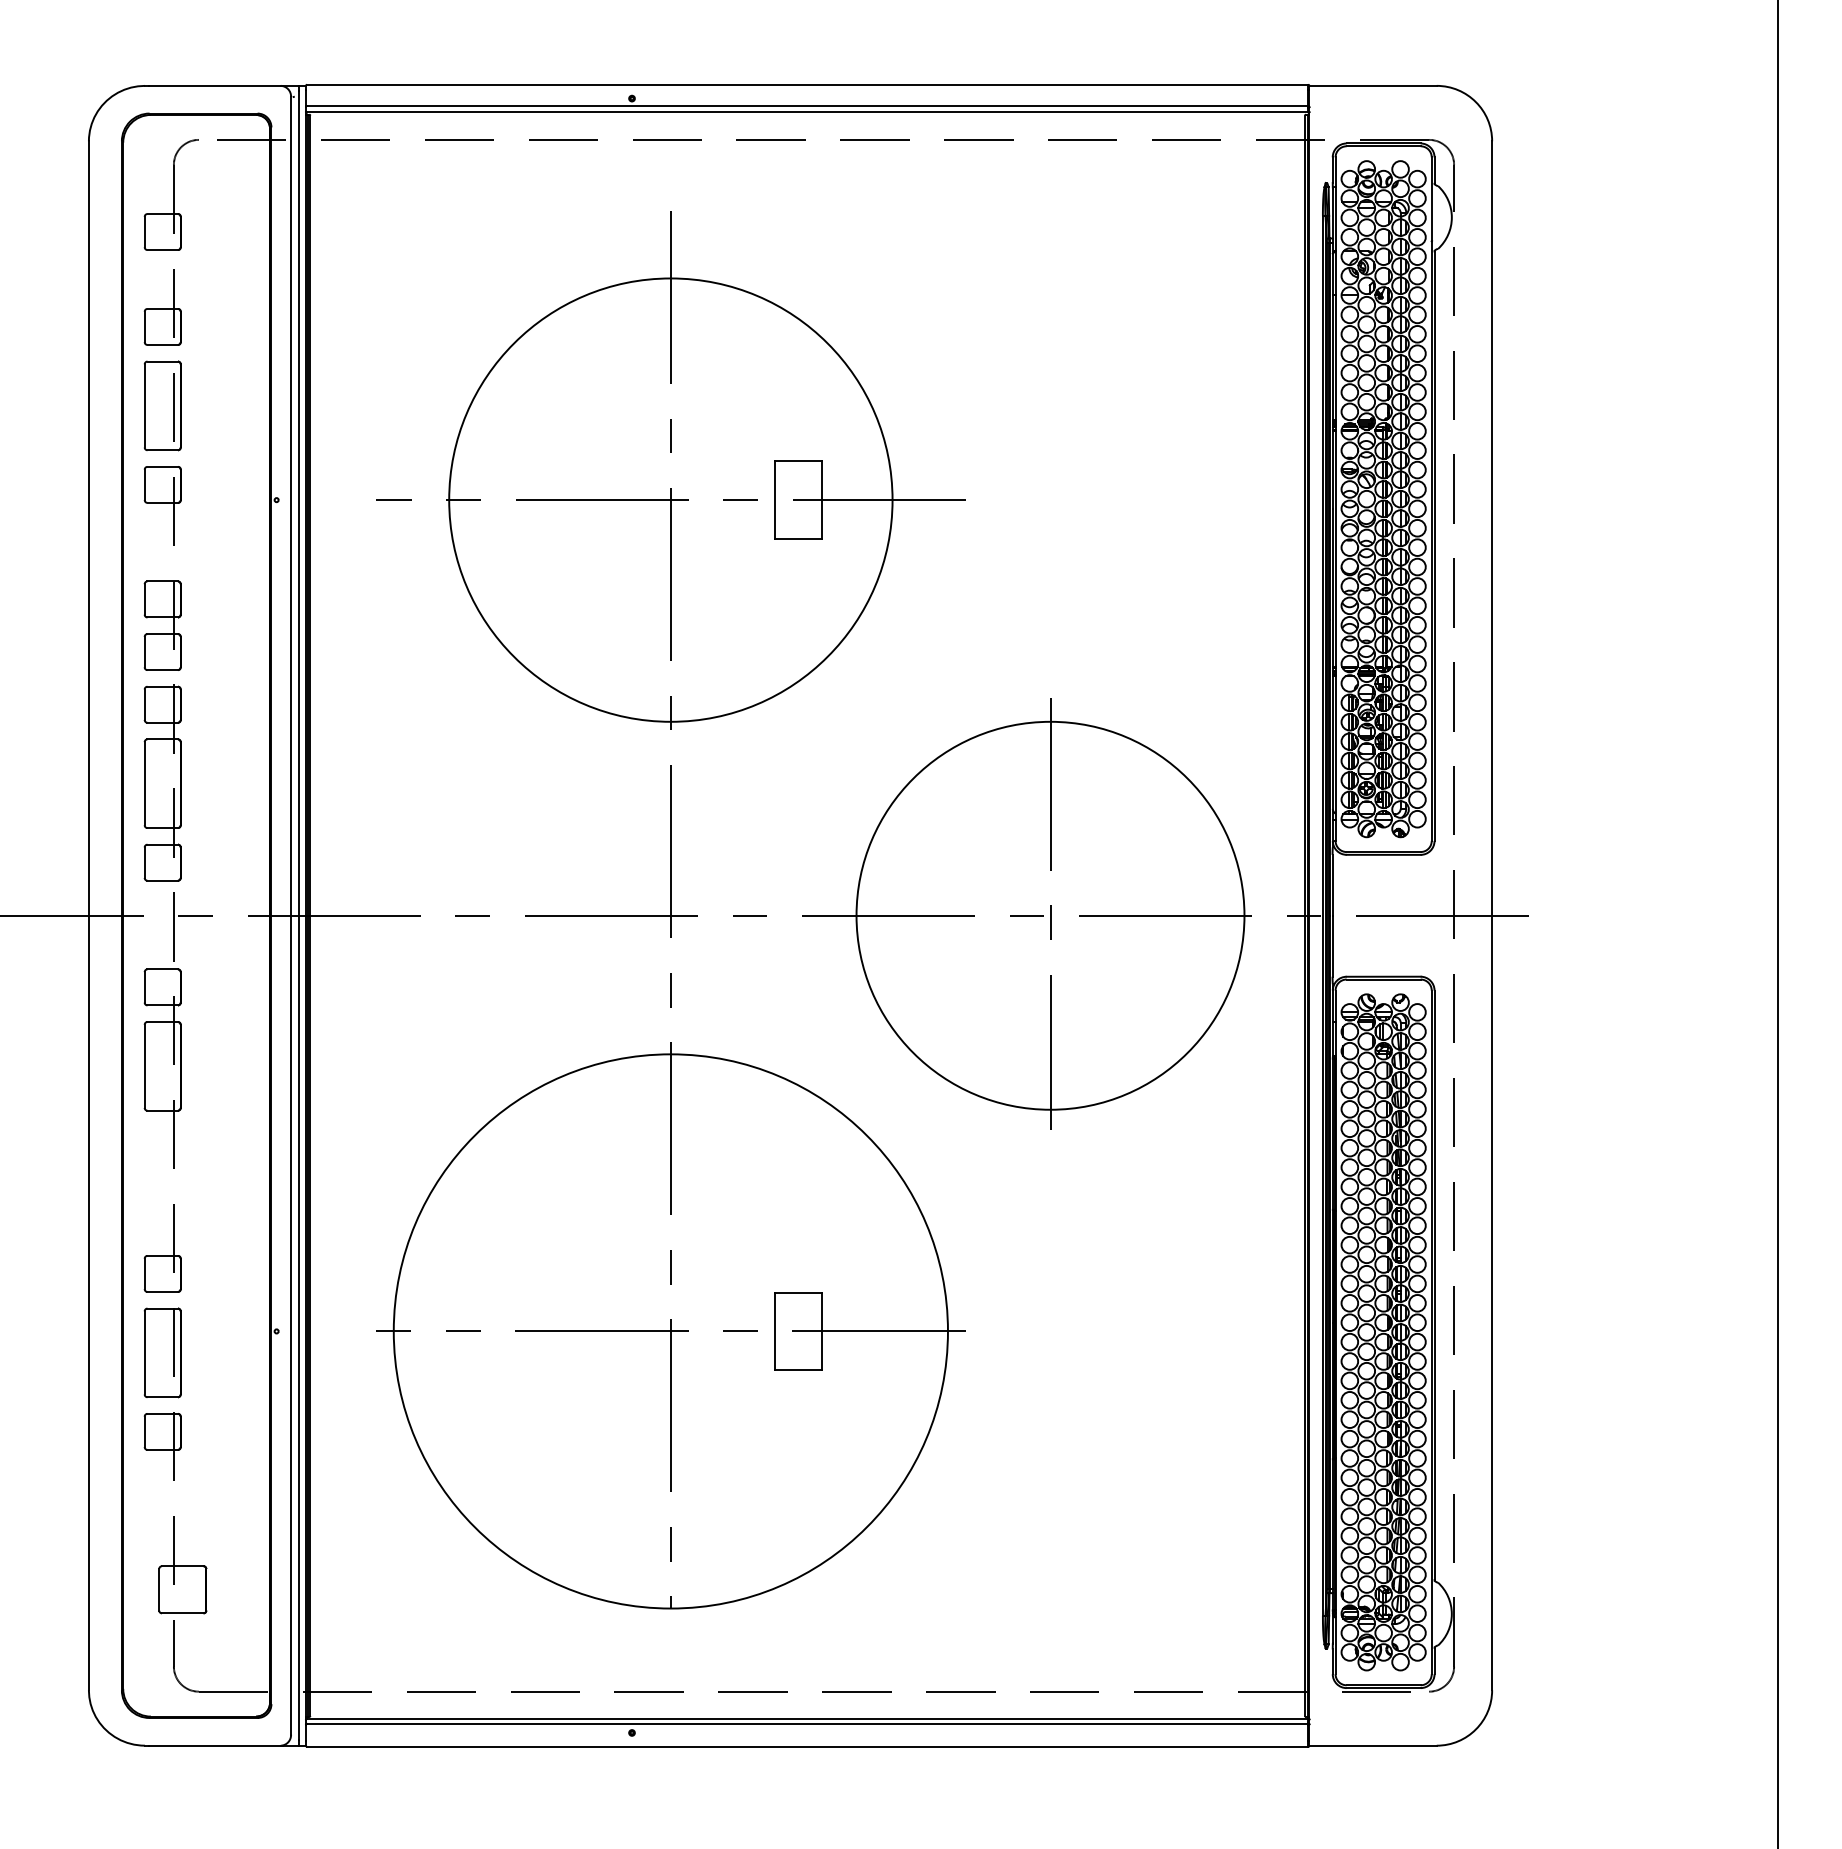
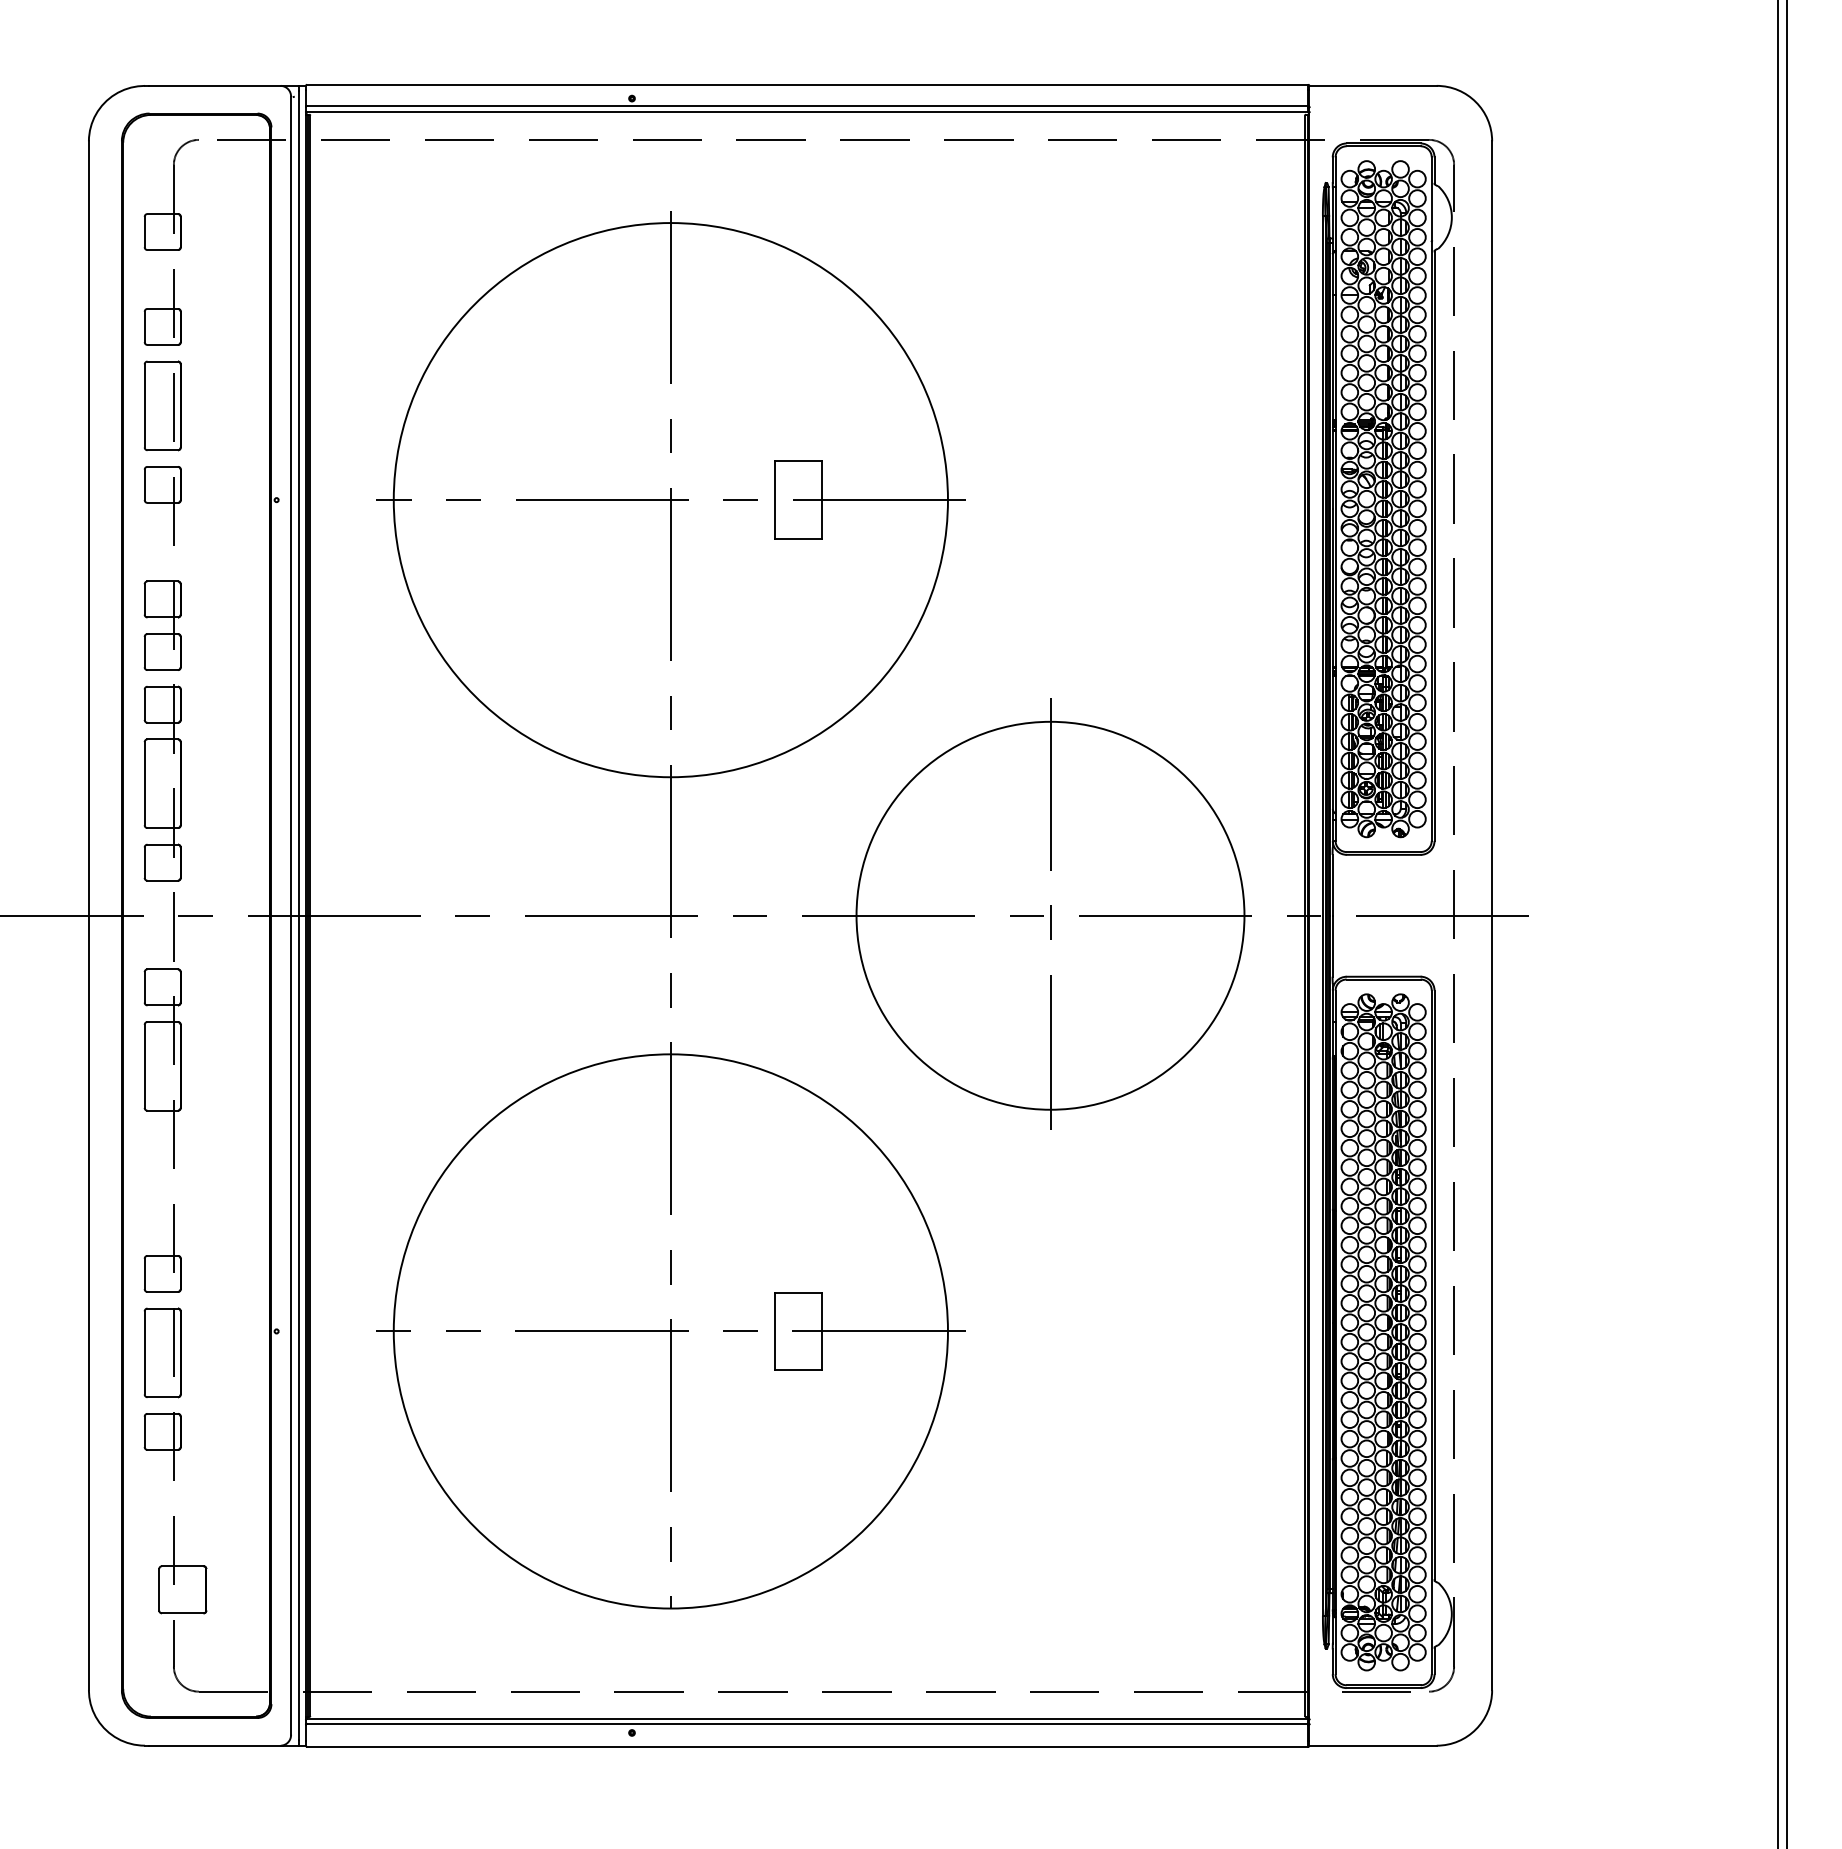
circle diameter: 443 px -> 554 px (670, 500)
line: none -> present (1786, 923)
